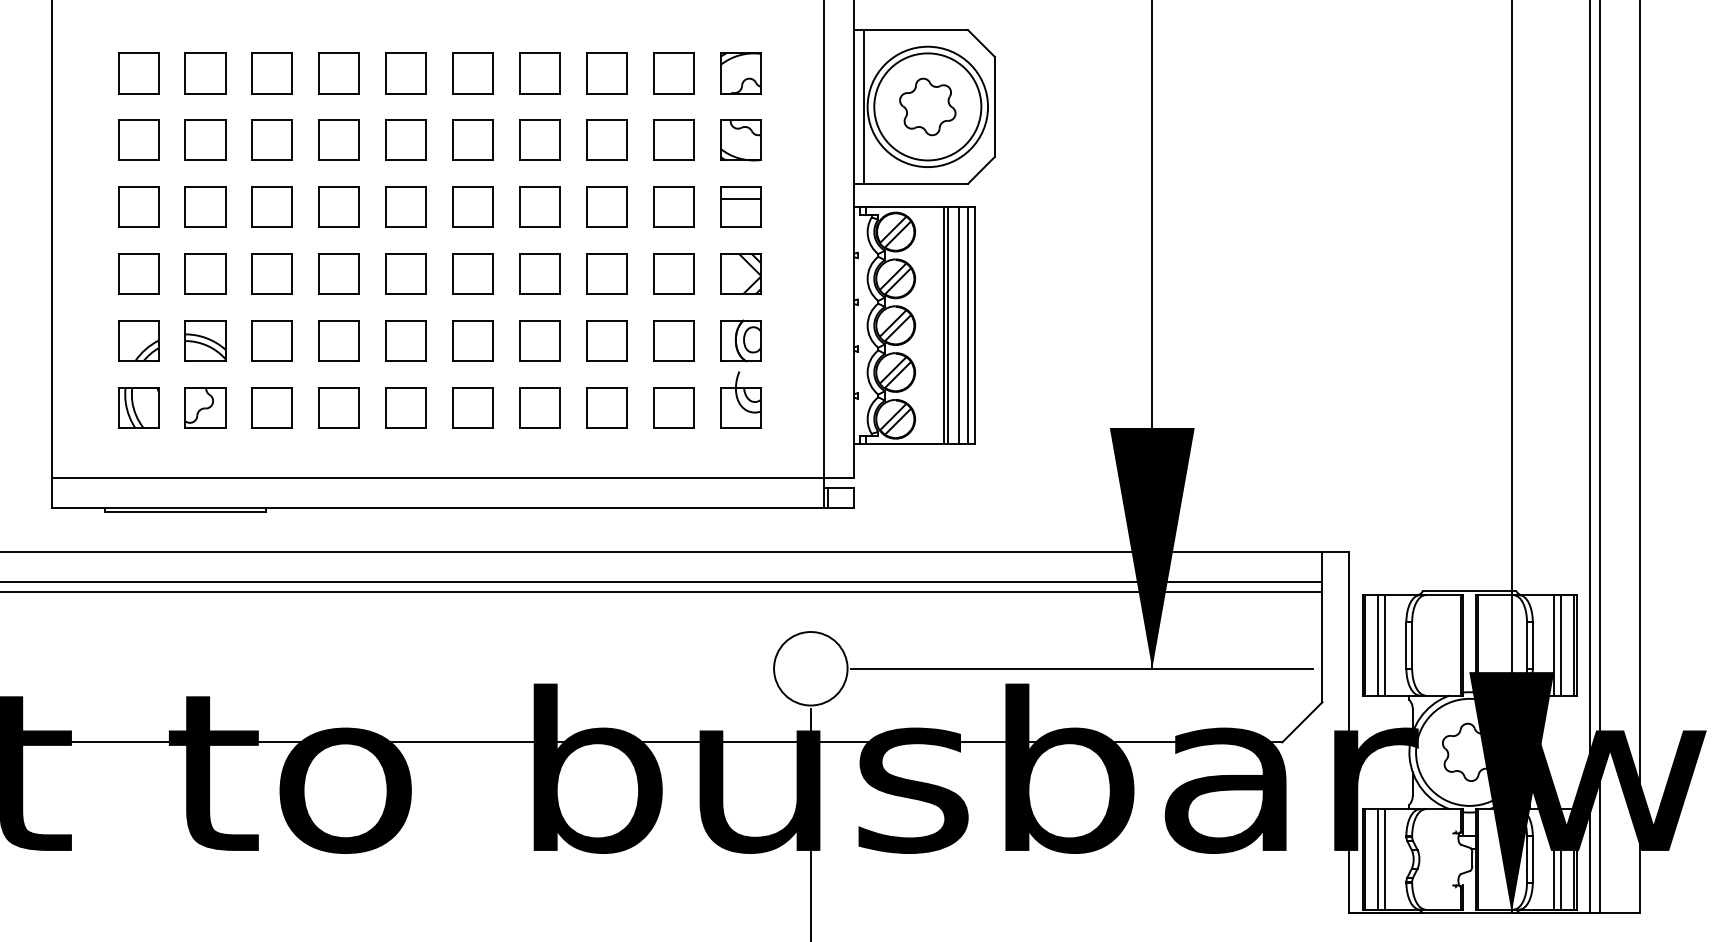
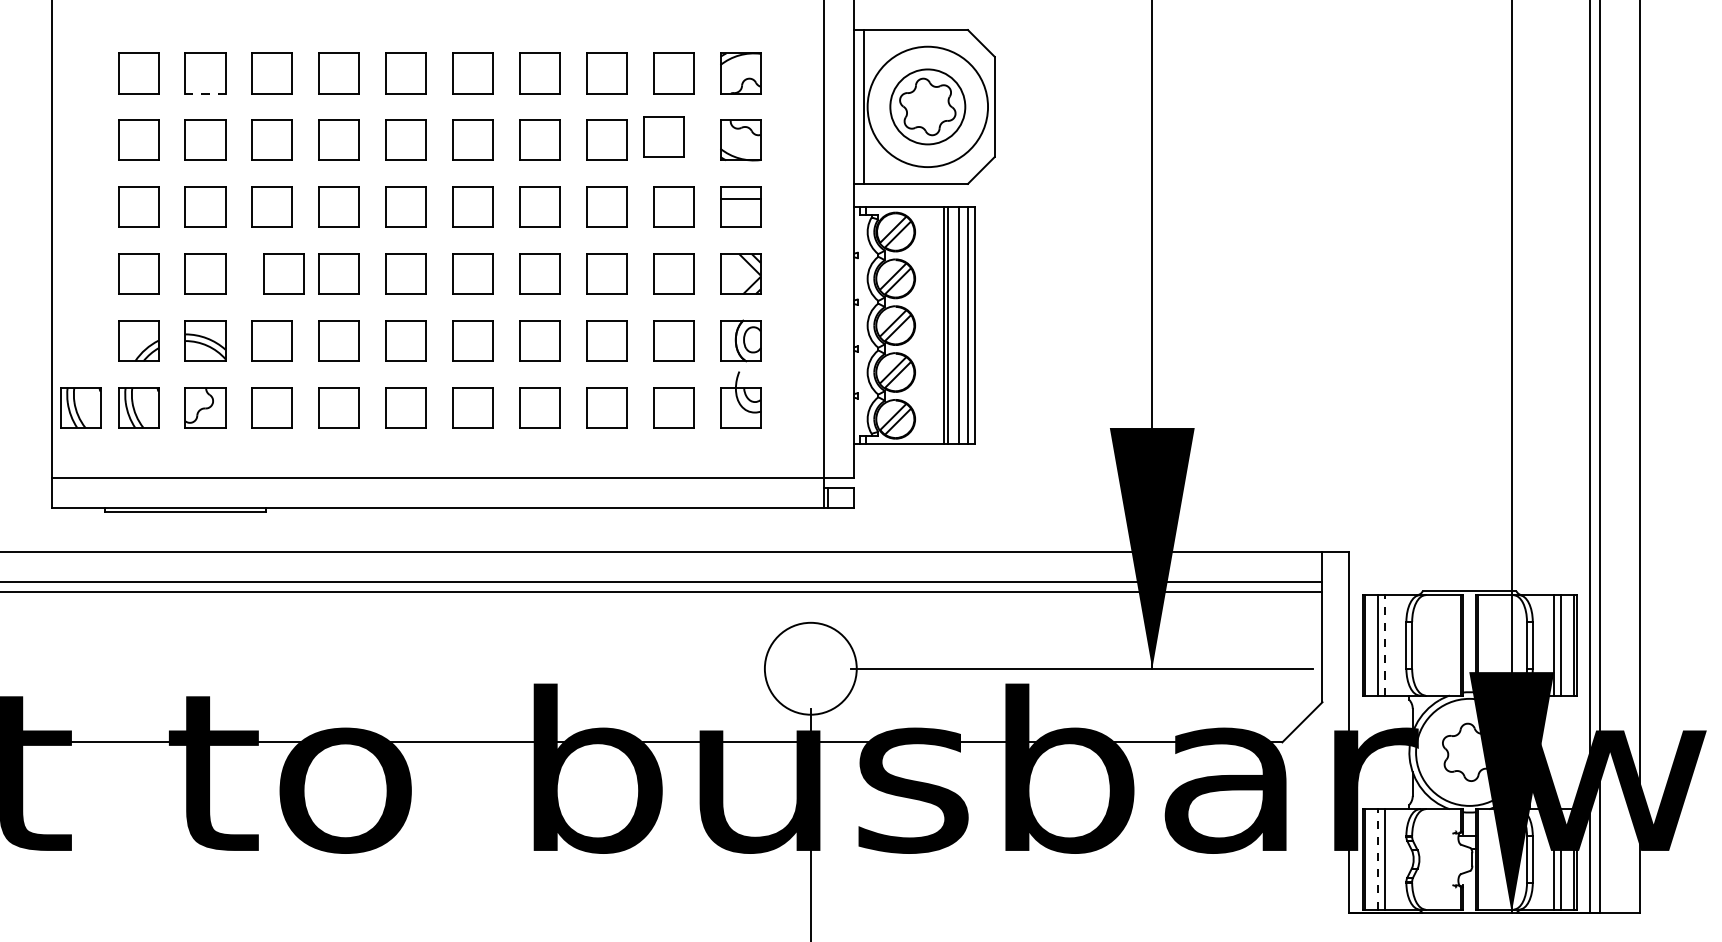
line: solid -> dashed (205, 93)
circle diameter: 107 px -> 75 px (927, 106)
part position: (673, 139) -> (663, 136) (663, 136)
part position: (271, 273) -> (283, 273) (283, 273)
part: none -> present (80, 407)
line: solid -> dashed (1384, 644)
circle diameter: 74 px -> 92 px (810, 668)
line: solid -> dashed (1378, 858)
